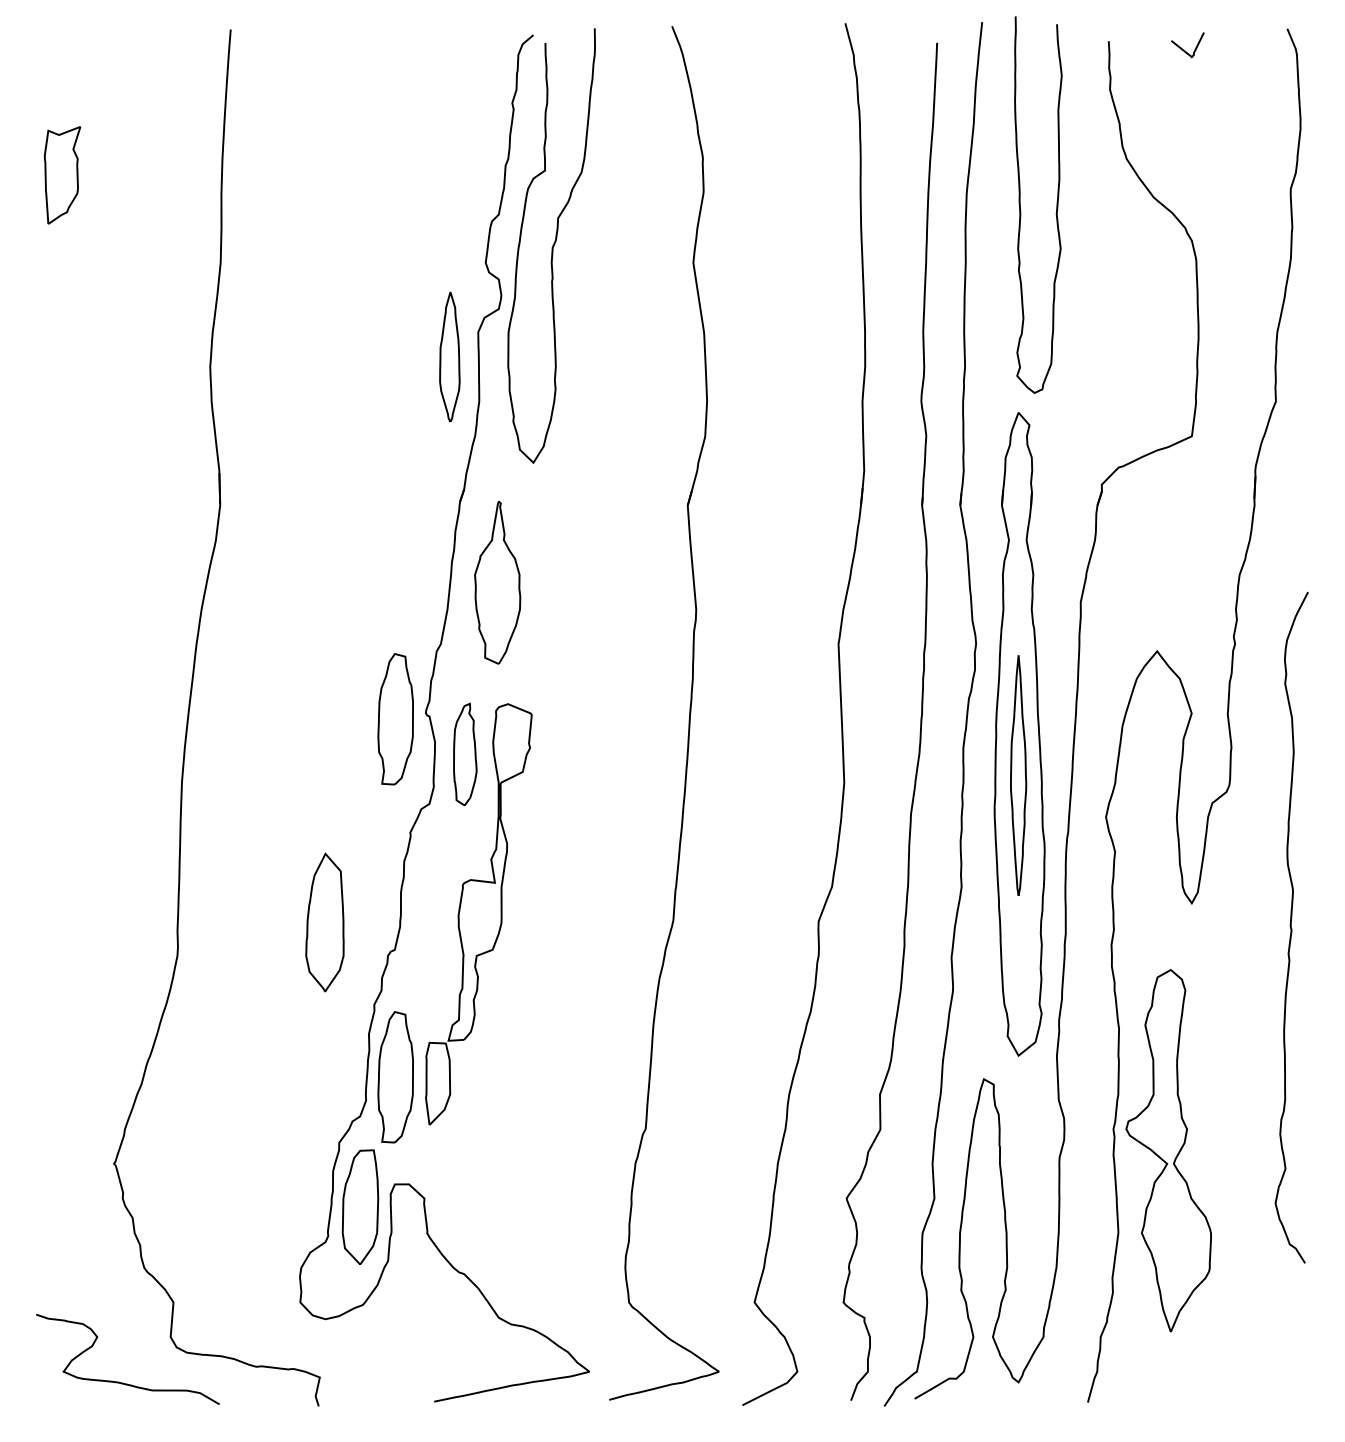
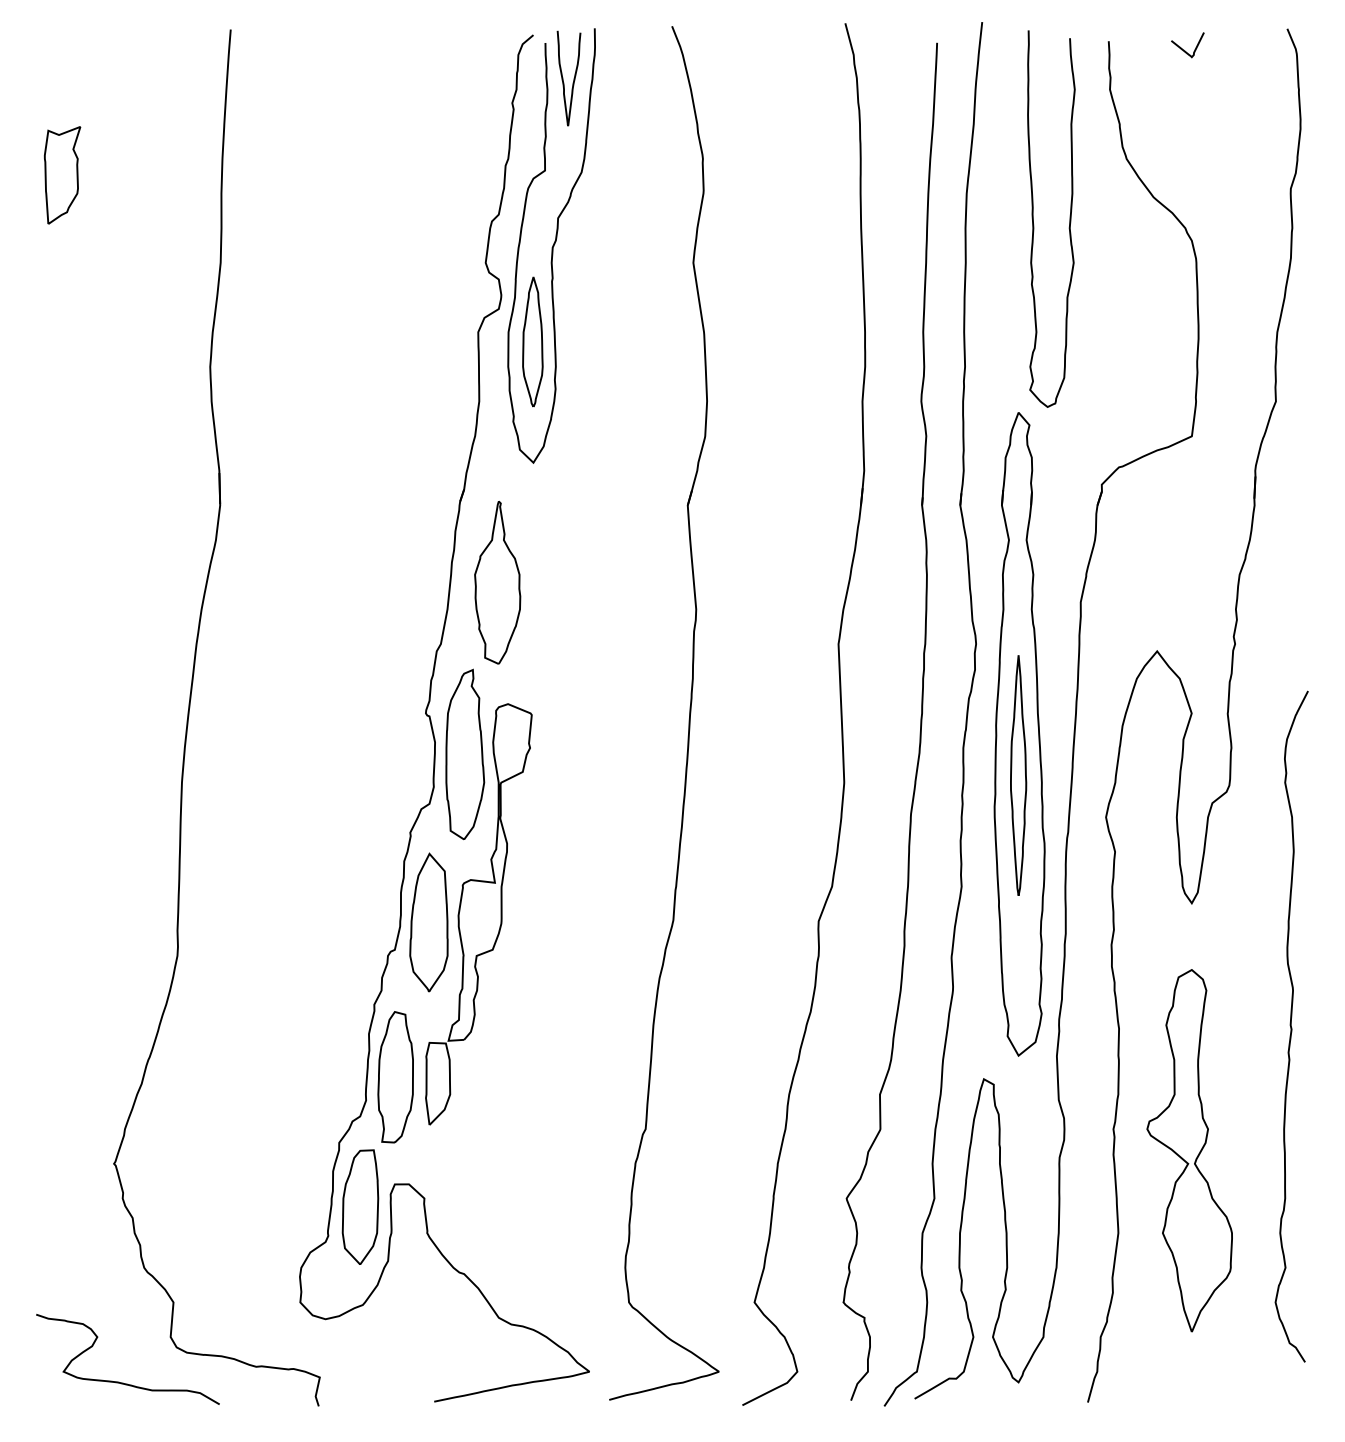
curve: none -> present (563, 78)
curve position: (1020, 204) -> (1033, 218) (1033, 218)
part position: (449, 356) -> (532, 341) (532, 341)
part: present -> none (395, 719)
part size: 25x104 px -> 41x173 px (465, 754)
part position: (324, 922) -> (428, 922) (428, 922)
curve position: (1291, 927) -> (1291, 1026) (1291, 1026)
part position: (1168, 1150) -> (1189, 1150) (1189, 1150)
